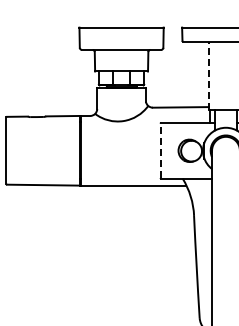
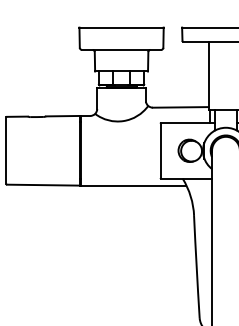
line: dashed -> solid (208, 75)
line: dashed -> solid (160, 150)
